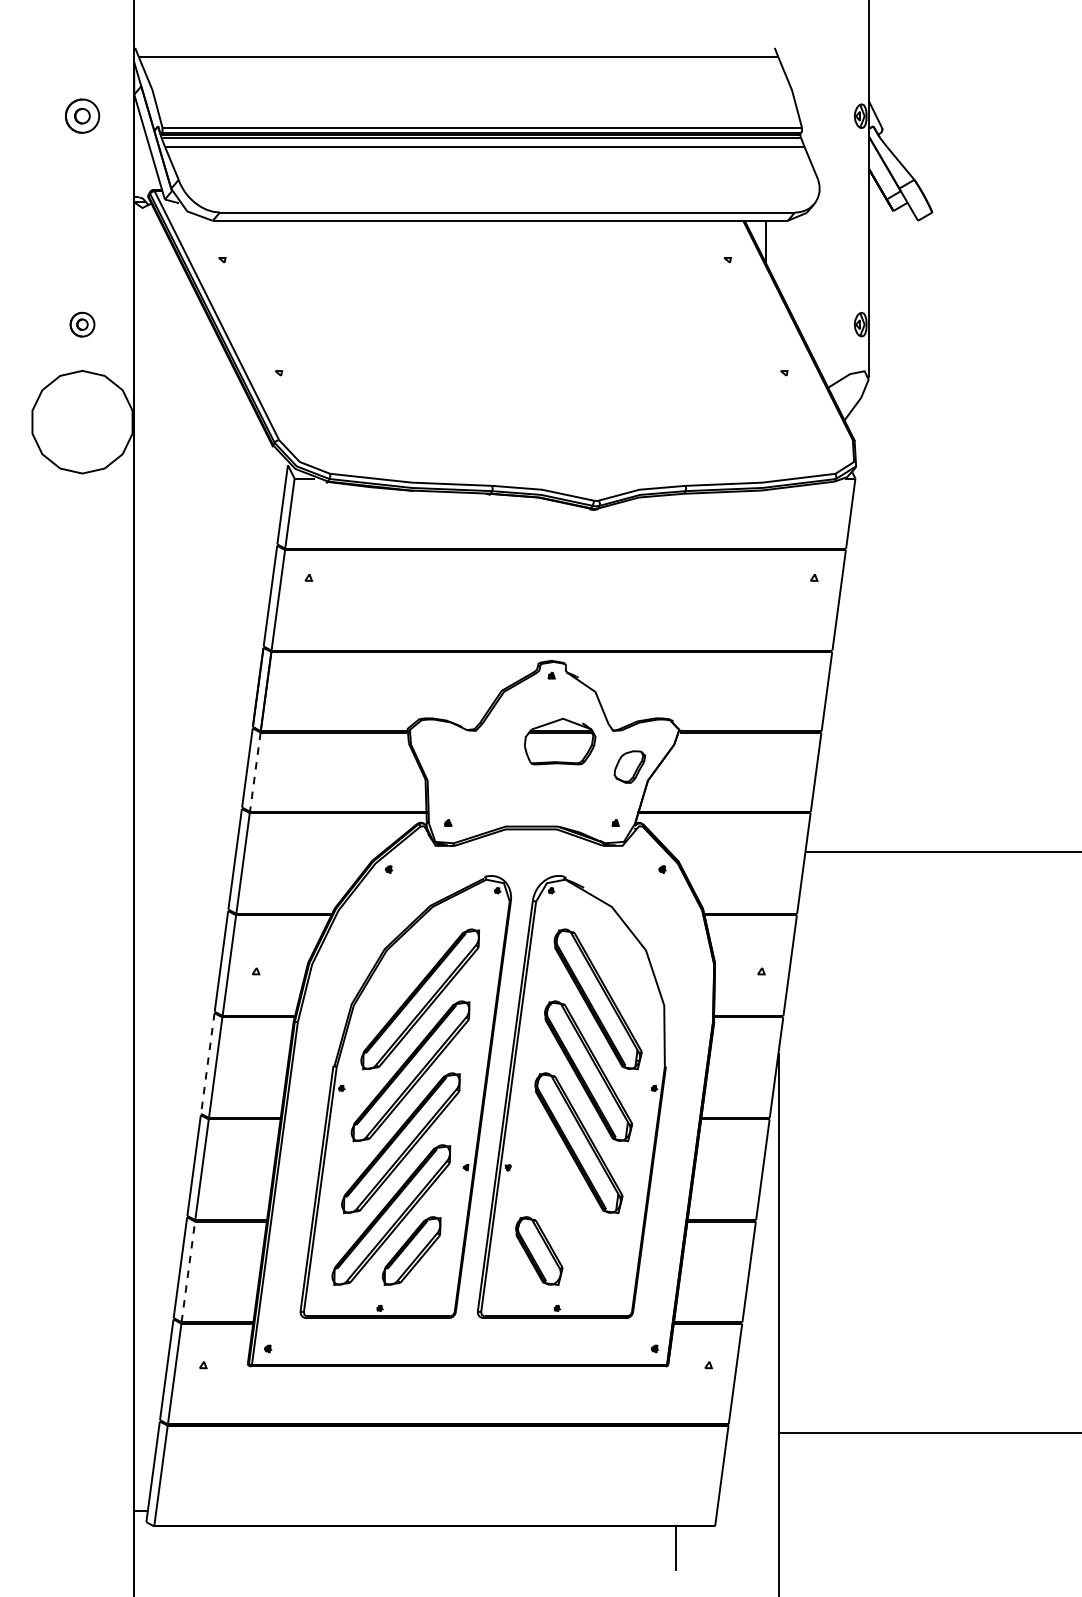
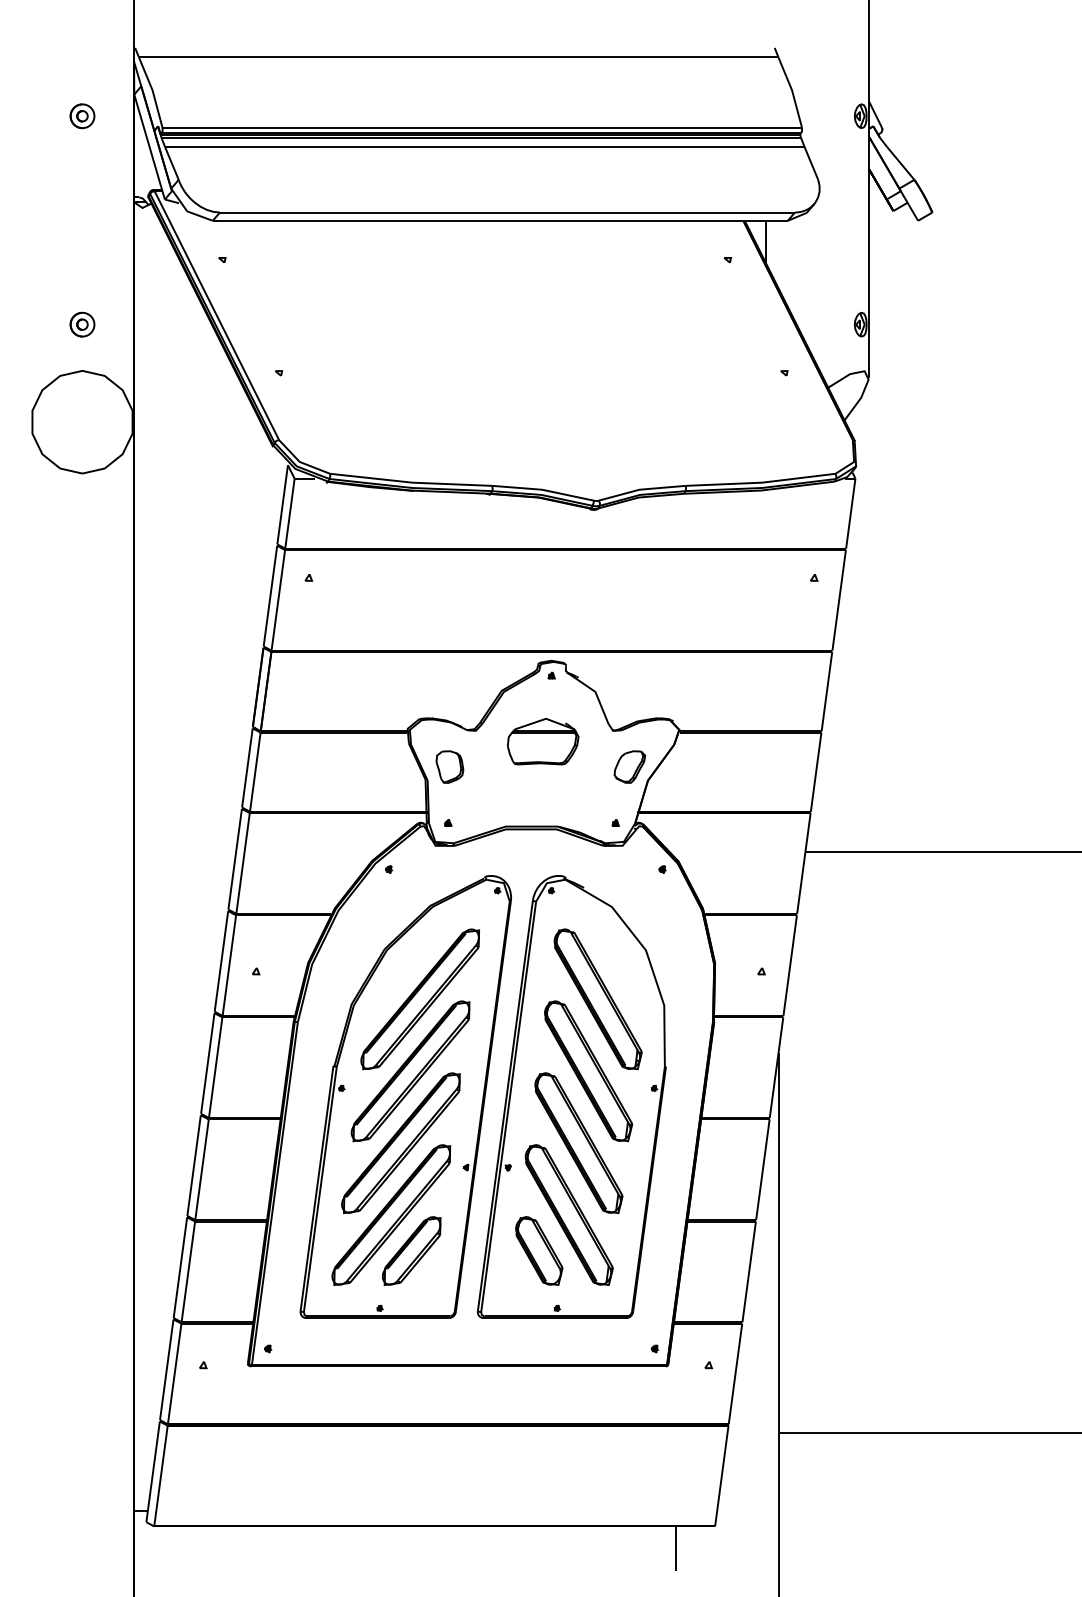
part size: 36x36 px -> 27x27 px (82, 116)
part position: (560, 741) -> (543, 741) (543, 741)
part: none -> present (449, 766)
line: dashed -> solid (255, 772)
line: dashed -> solid (207, 1063)
part: none -> present (568, 1214)
line: dashed -> solid (188, 1271)
